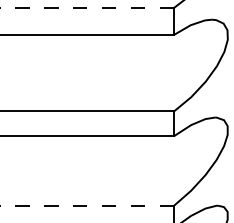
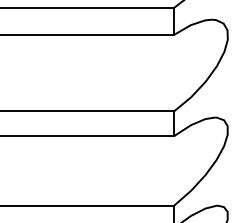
line: dashed -> solid (87, 7)
line: dashed -> solid (87, 205)
